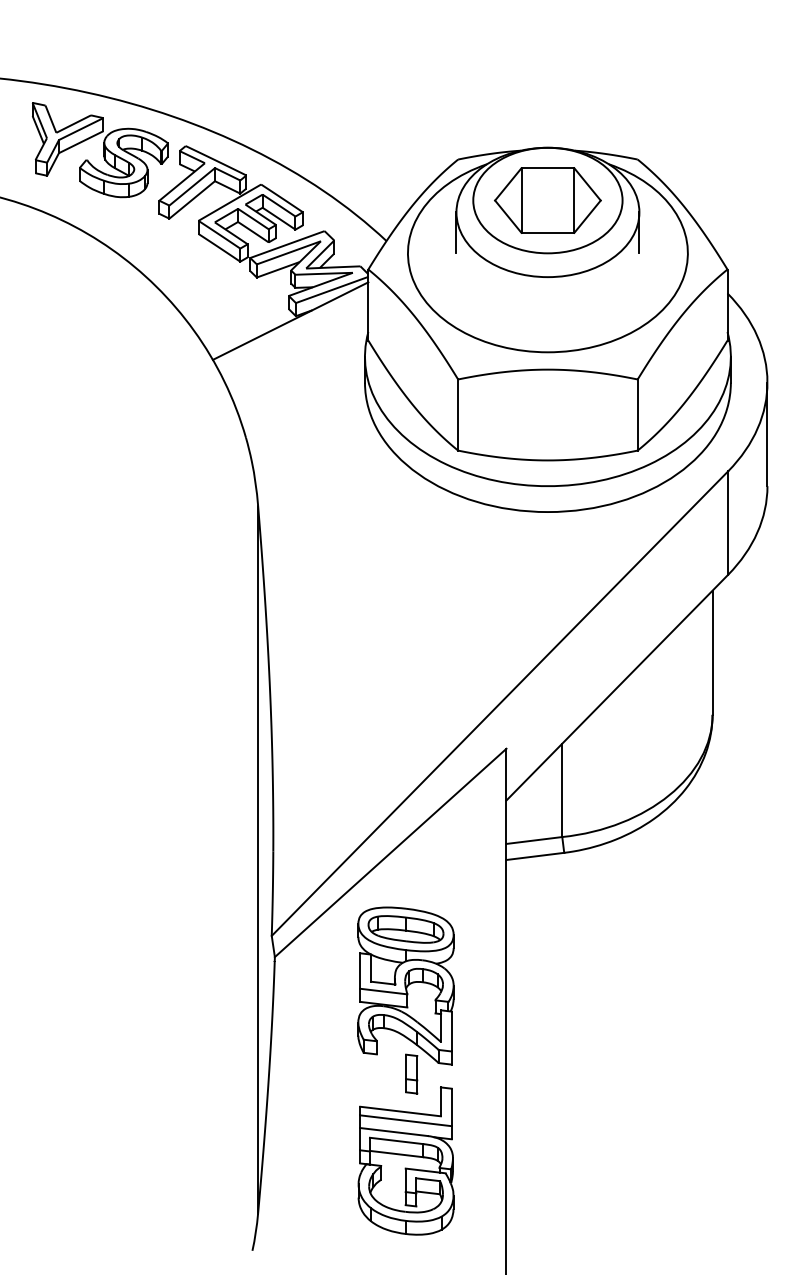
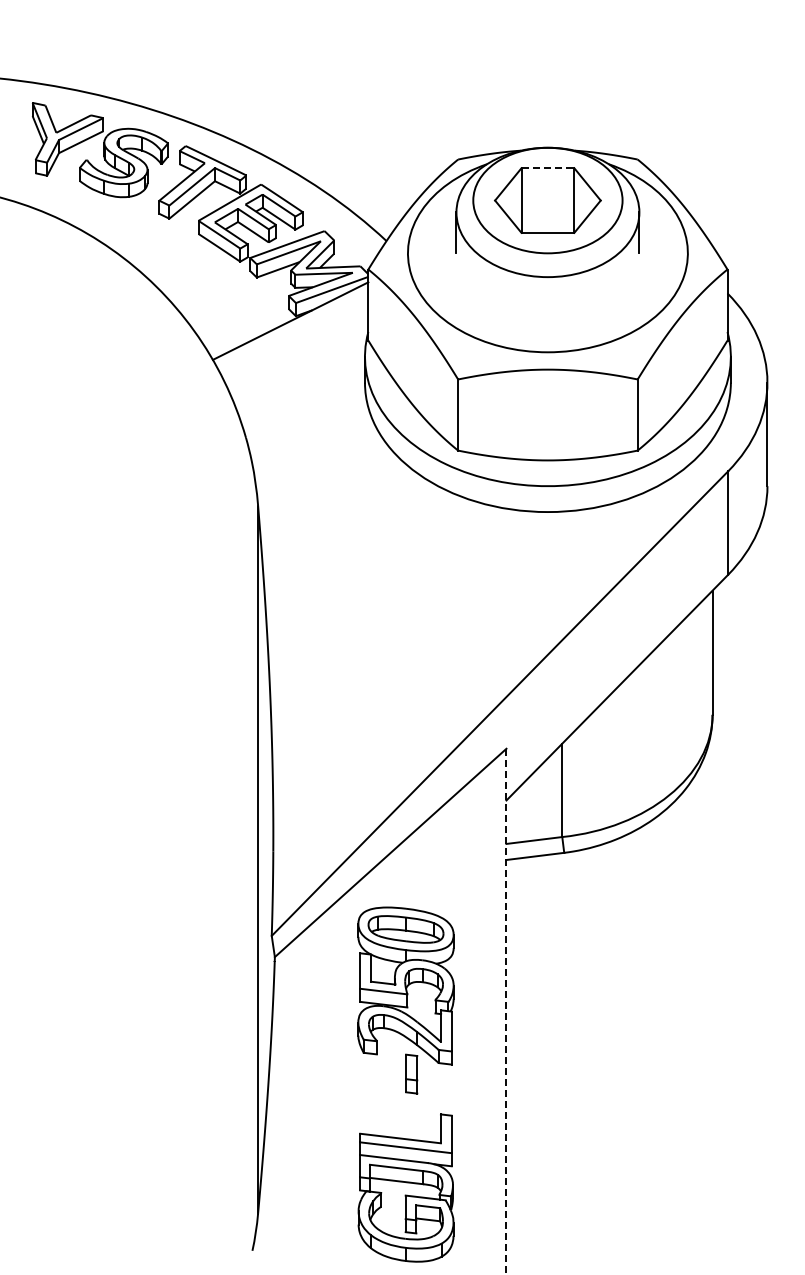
line: solid -> dashed (548, 168)
line: solid -> dashed (506, 1012)
part position: (405, 1160) -> (405, 1187) (405, 1187)
